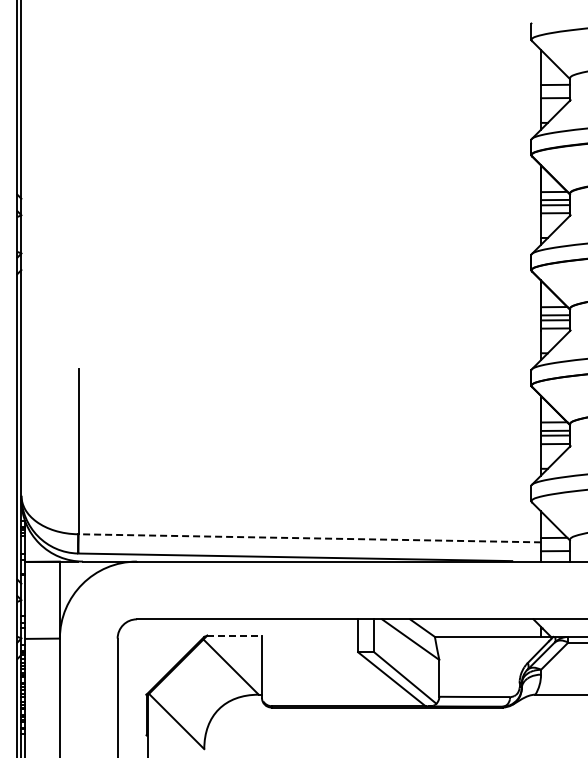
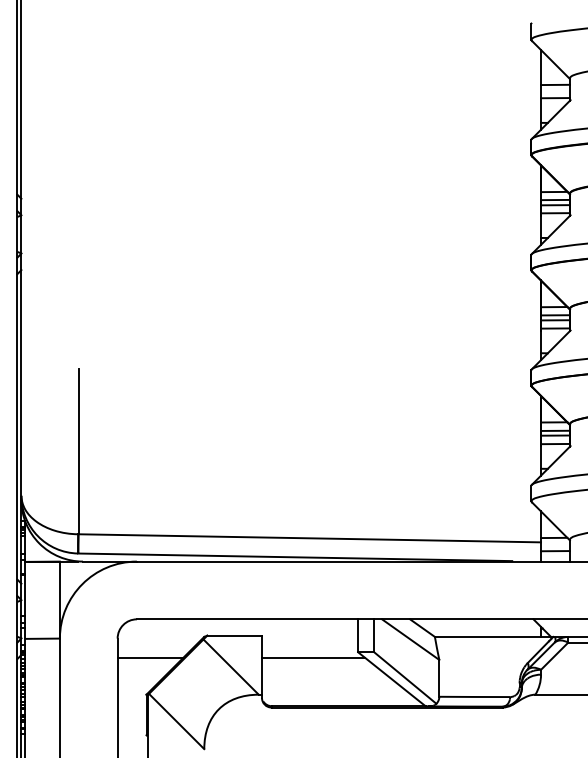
line: dashed -> solid (309, 538)
line: dashed -> solid (235, 635)
line: none -> present (150, 657)
line: none -> present (313, 657)
